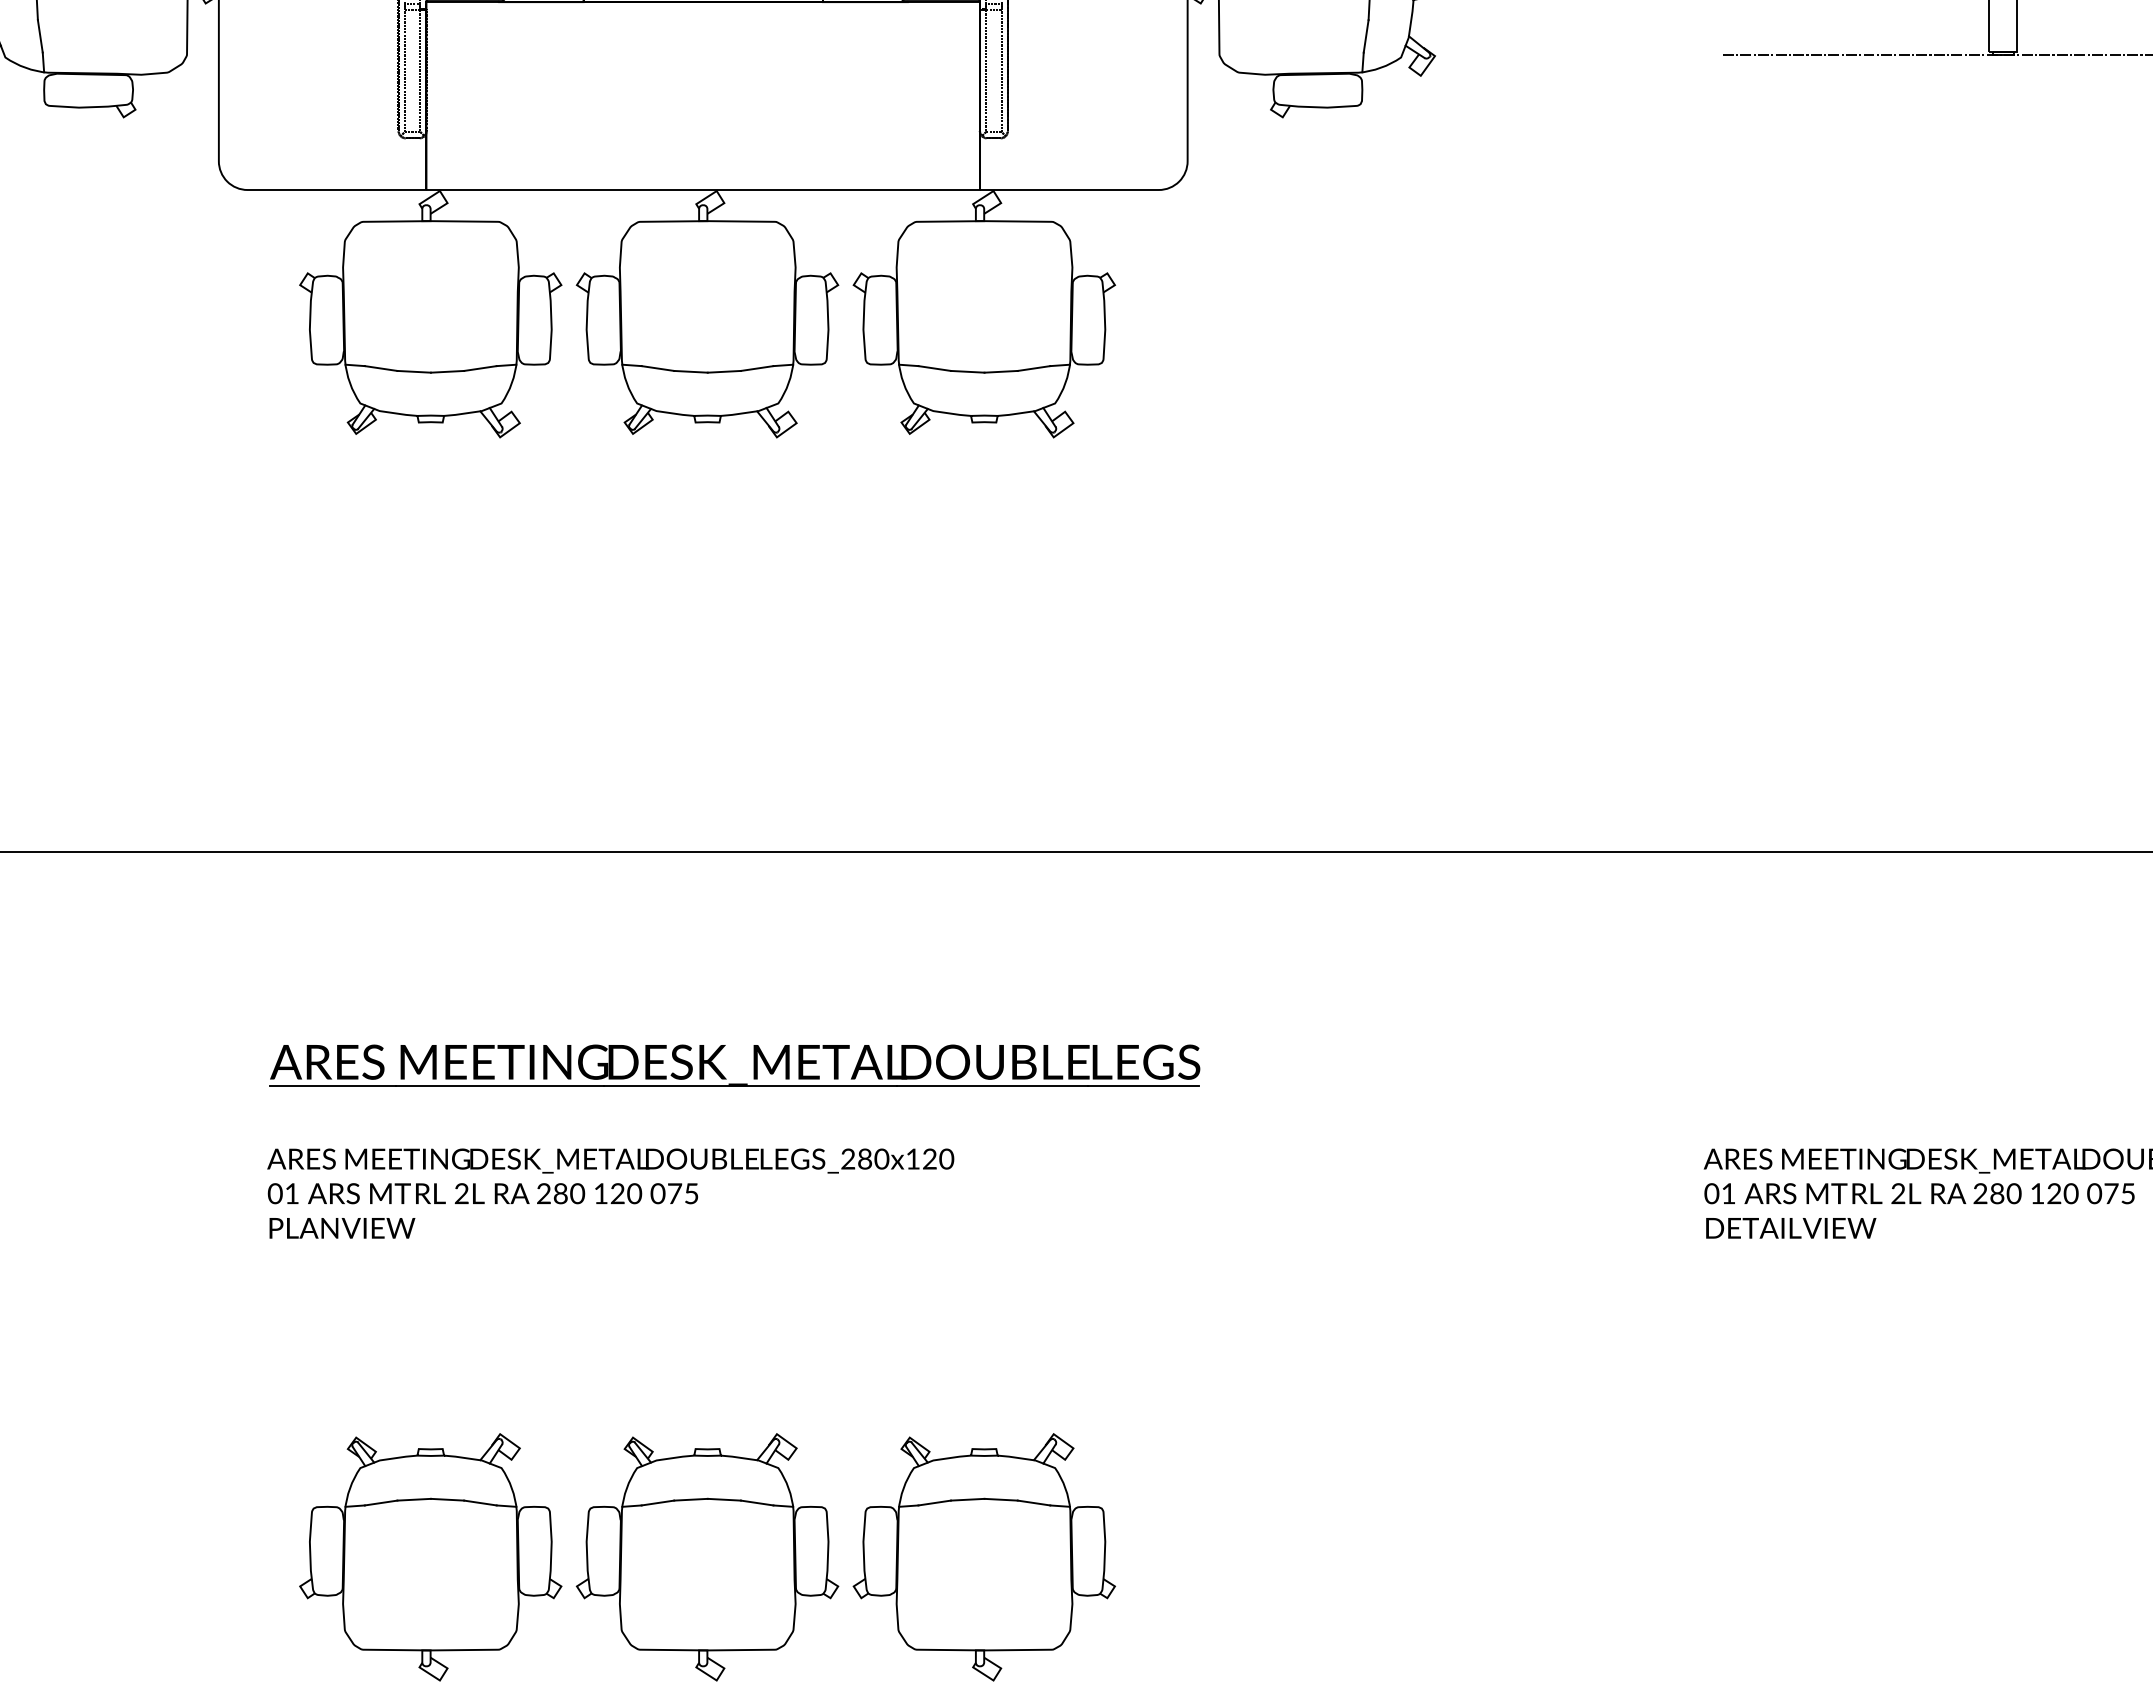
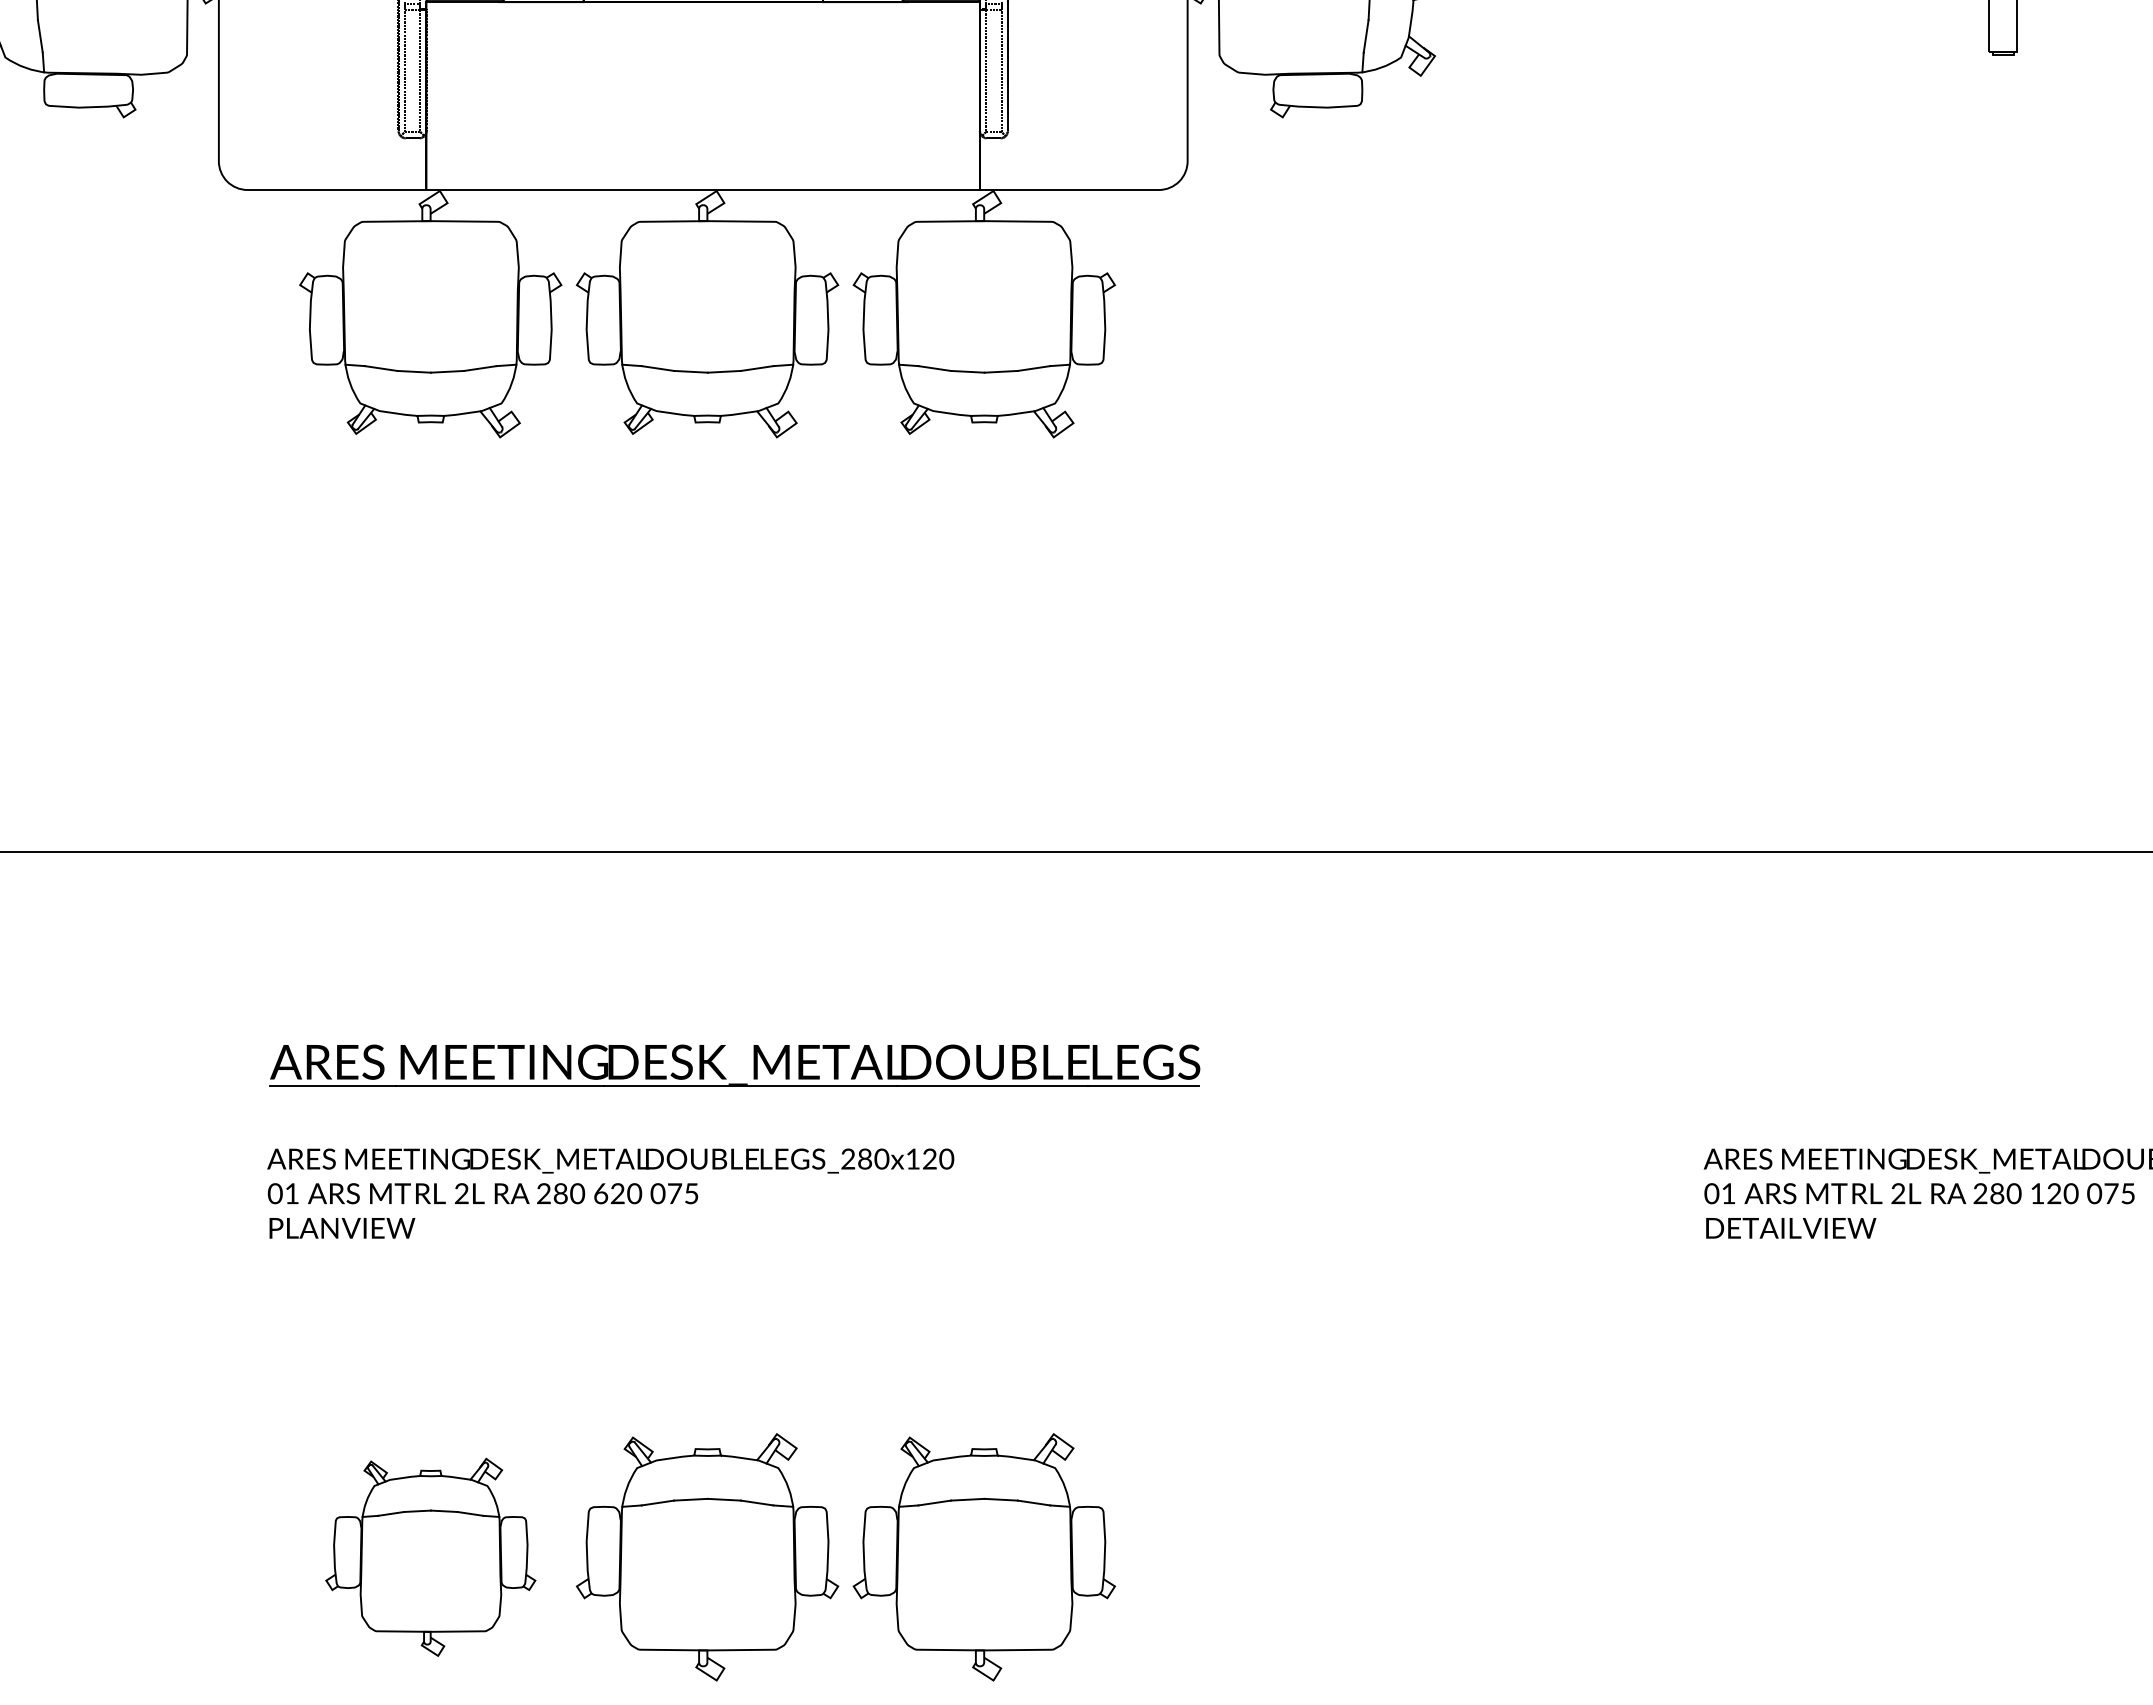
line: present -> none (1935, 55)
text: 120 -> 620 (601, 1193)
part size: 264x249 px -> 212x200 px (430, 1556)
